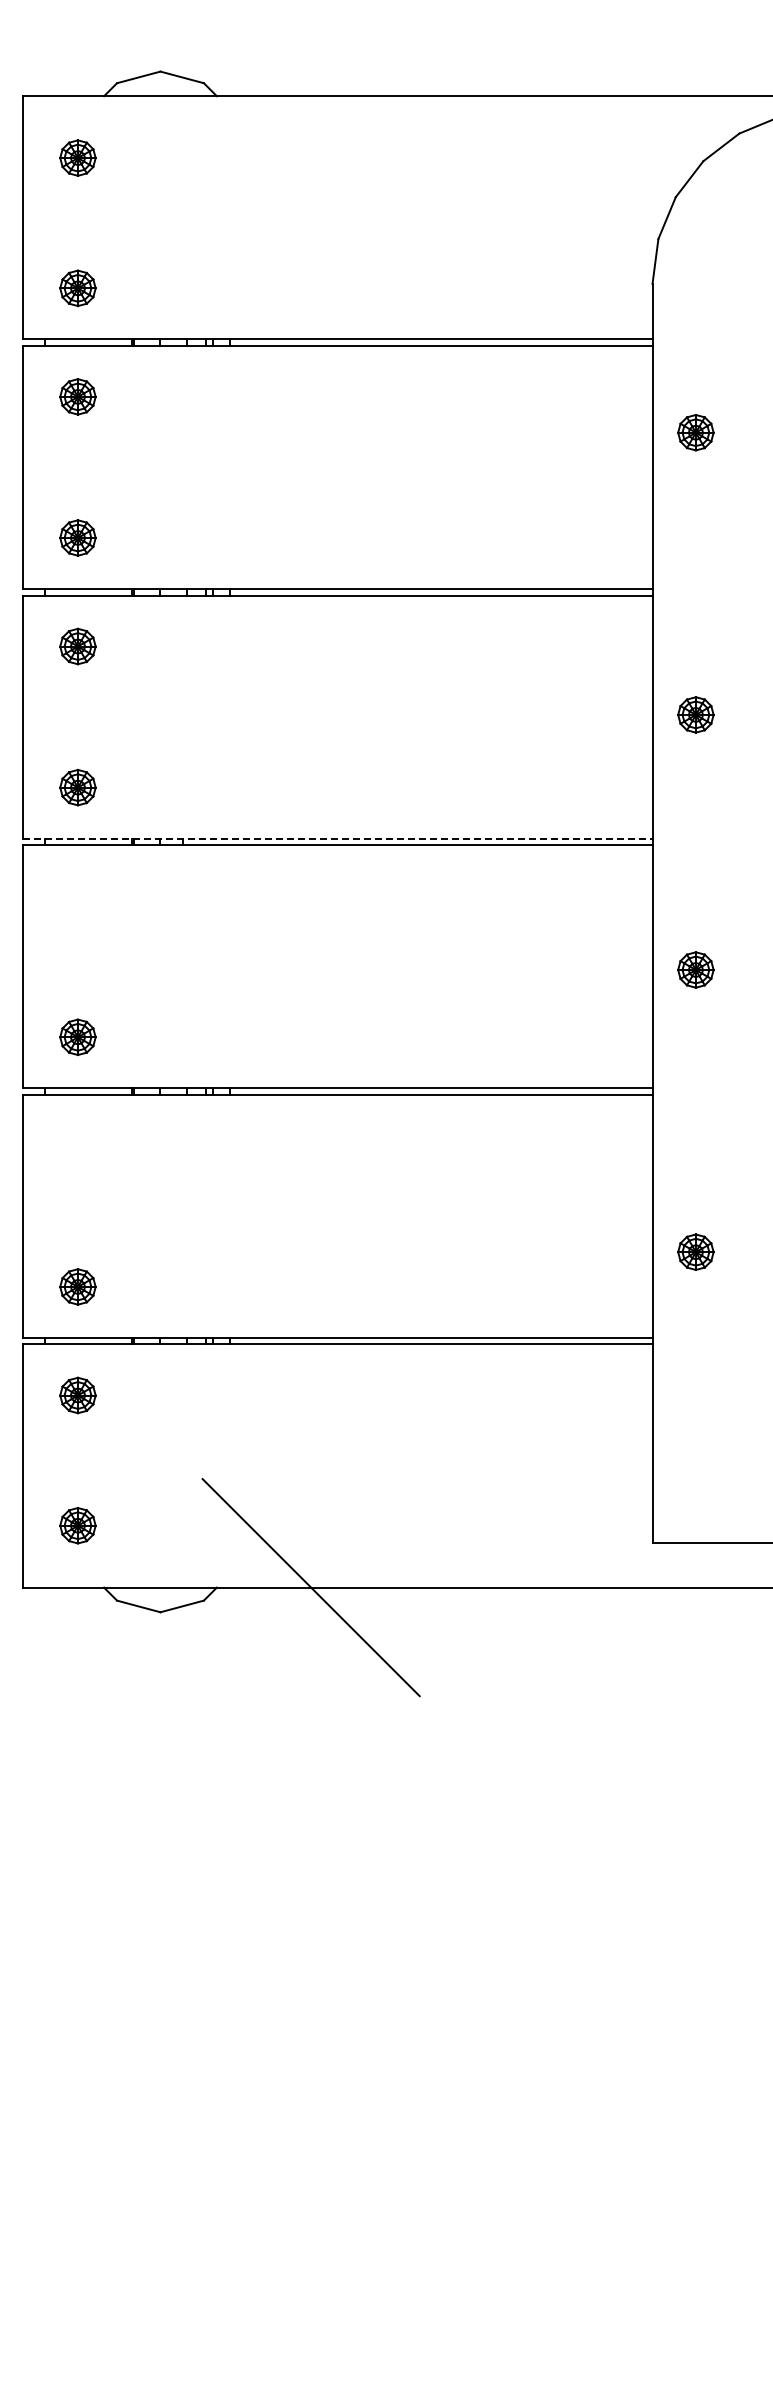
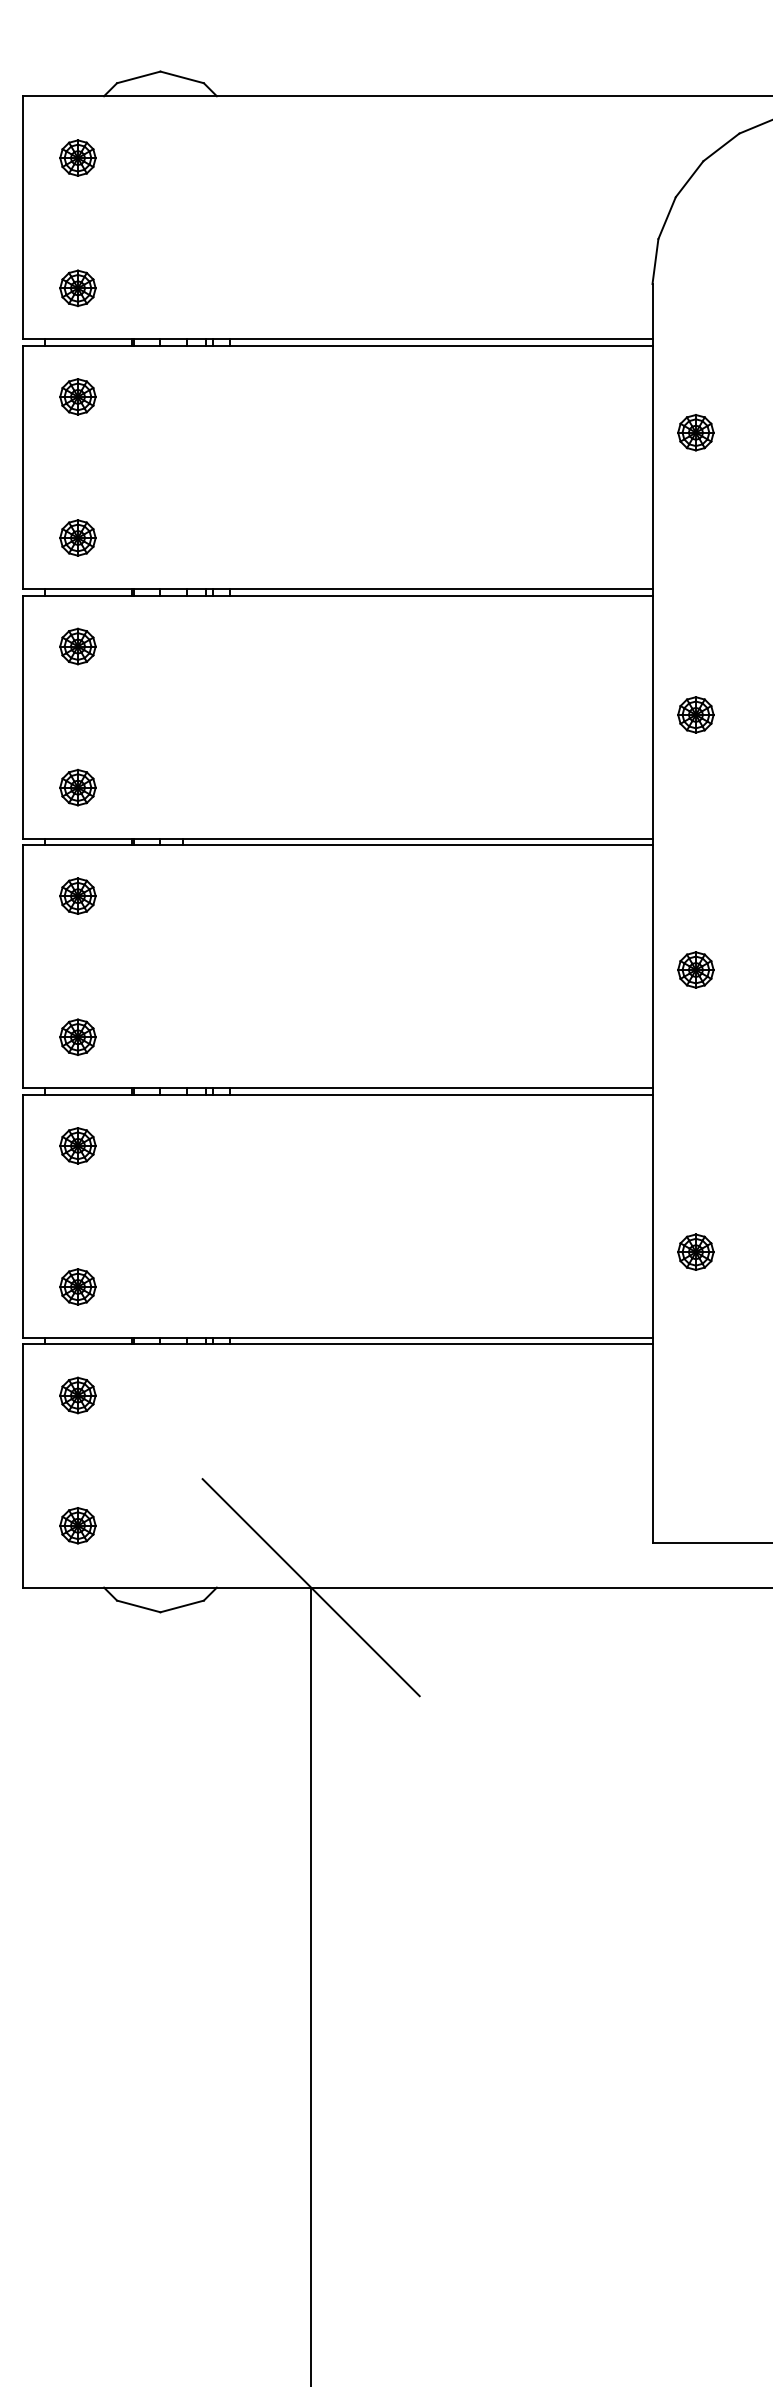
line: dashed -> solid (337, 838)
part: none -> present (77, 895)
part: none -> present (77, 1145)
line: none -> present (311, 1985)
